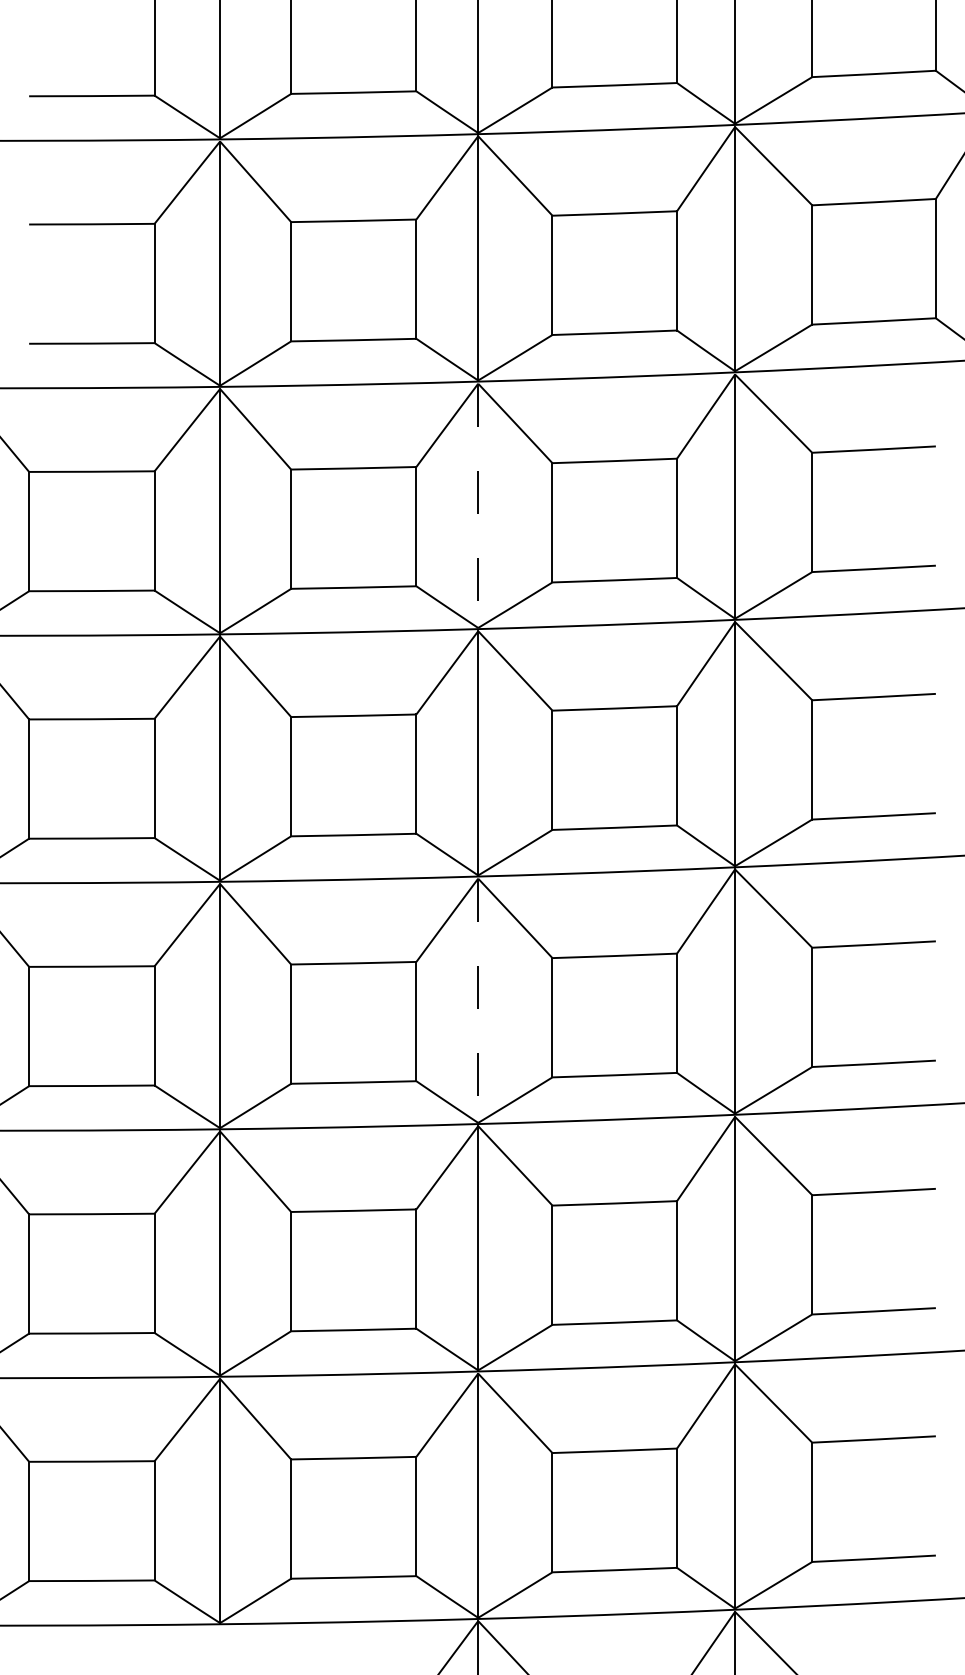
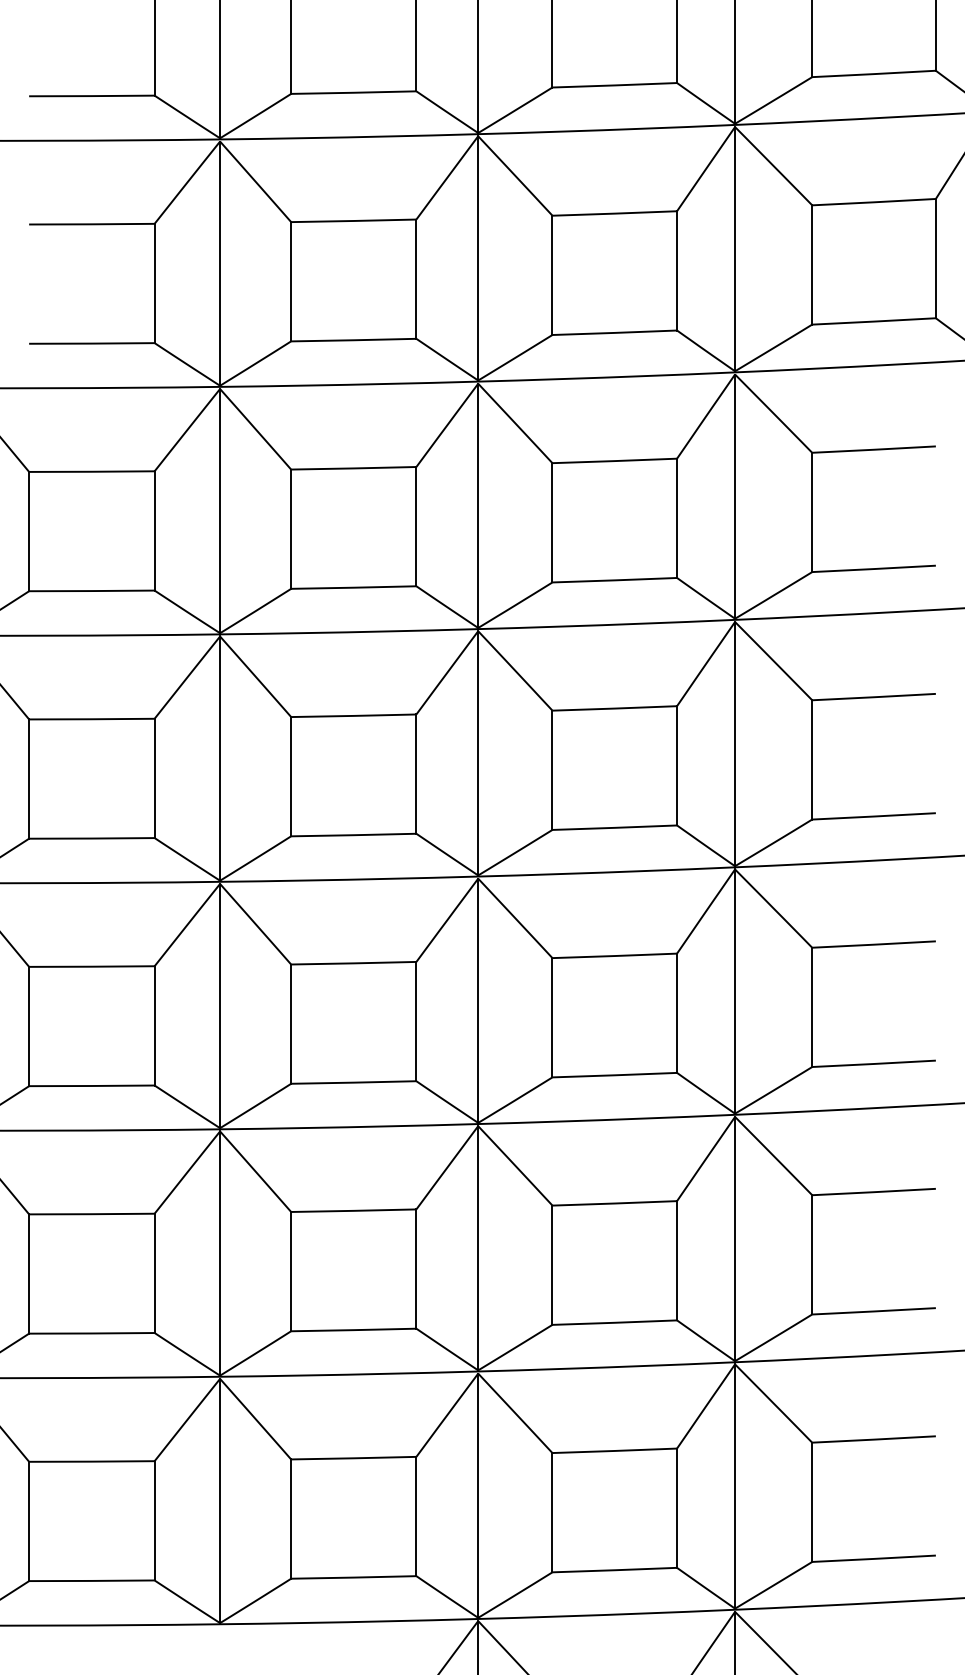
line: dashed -> solid (478, 506)
line: dashed -> solid (478, 1001)
